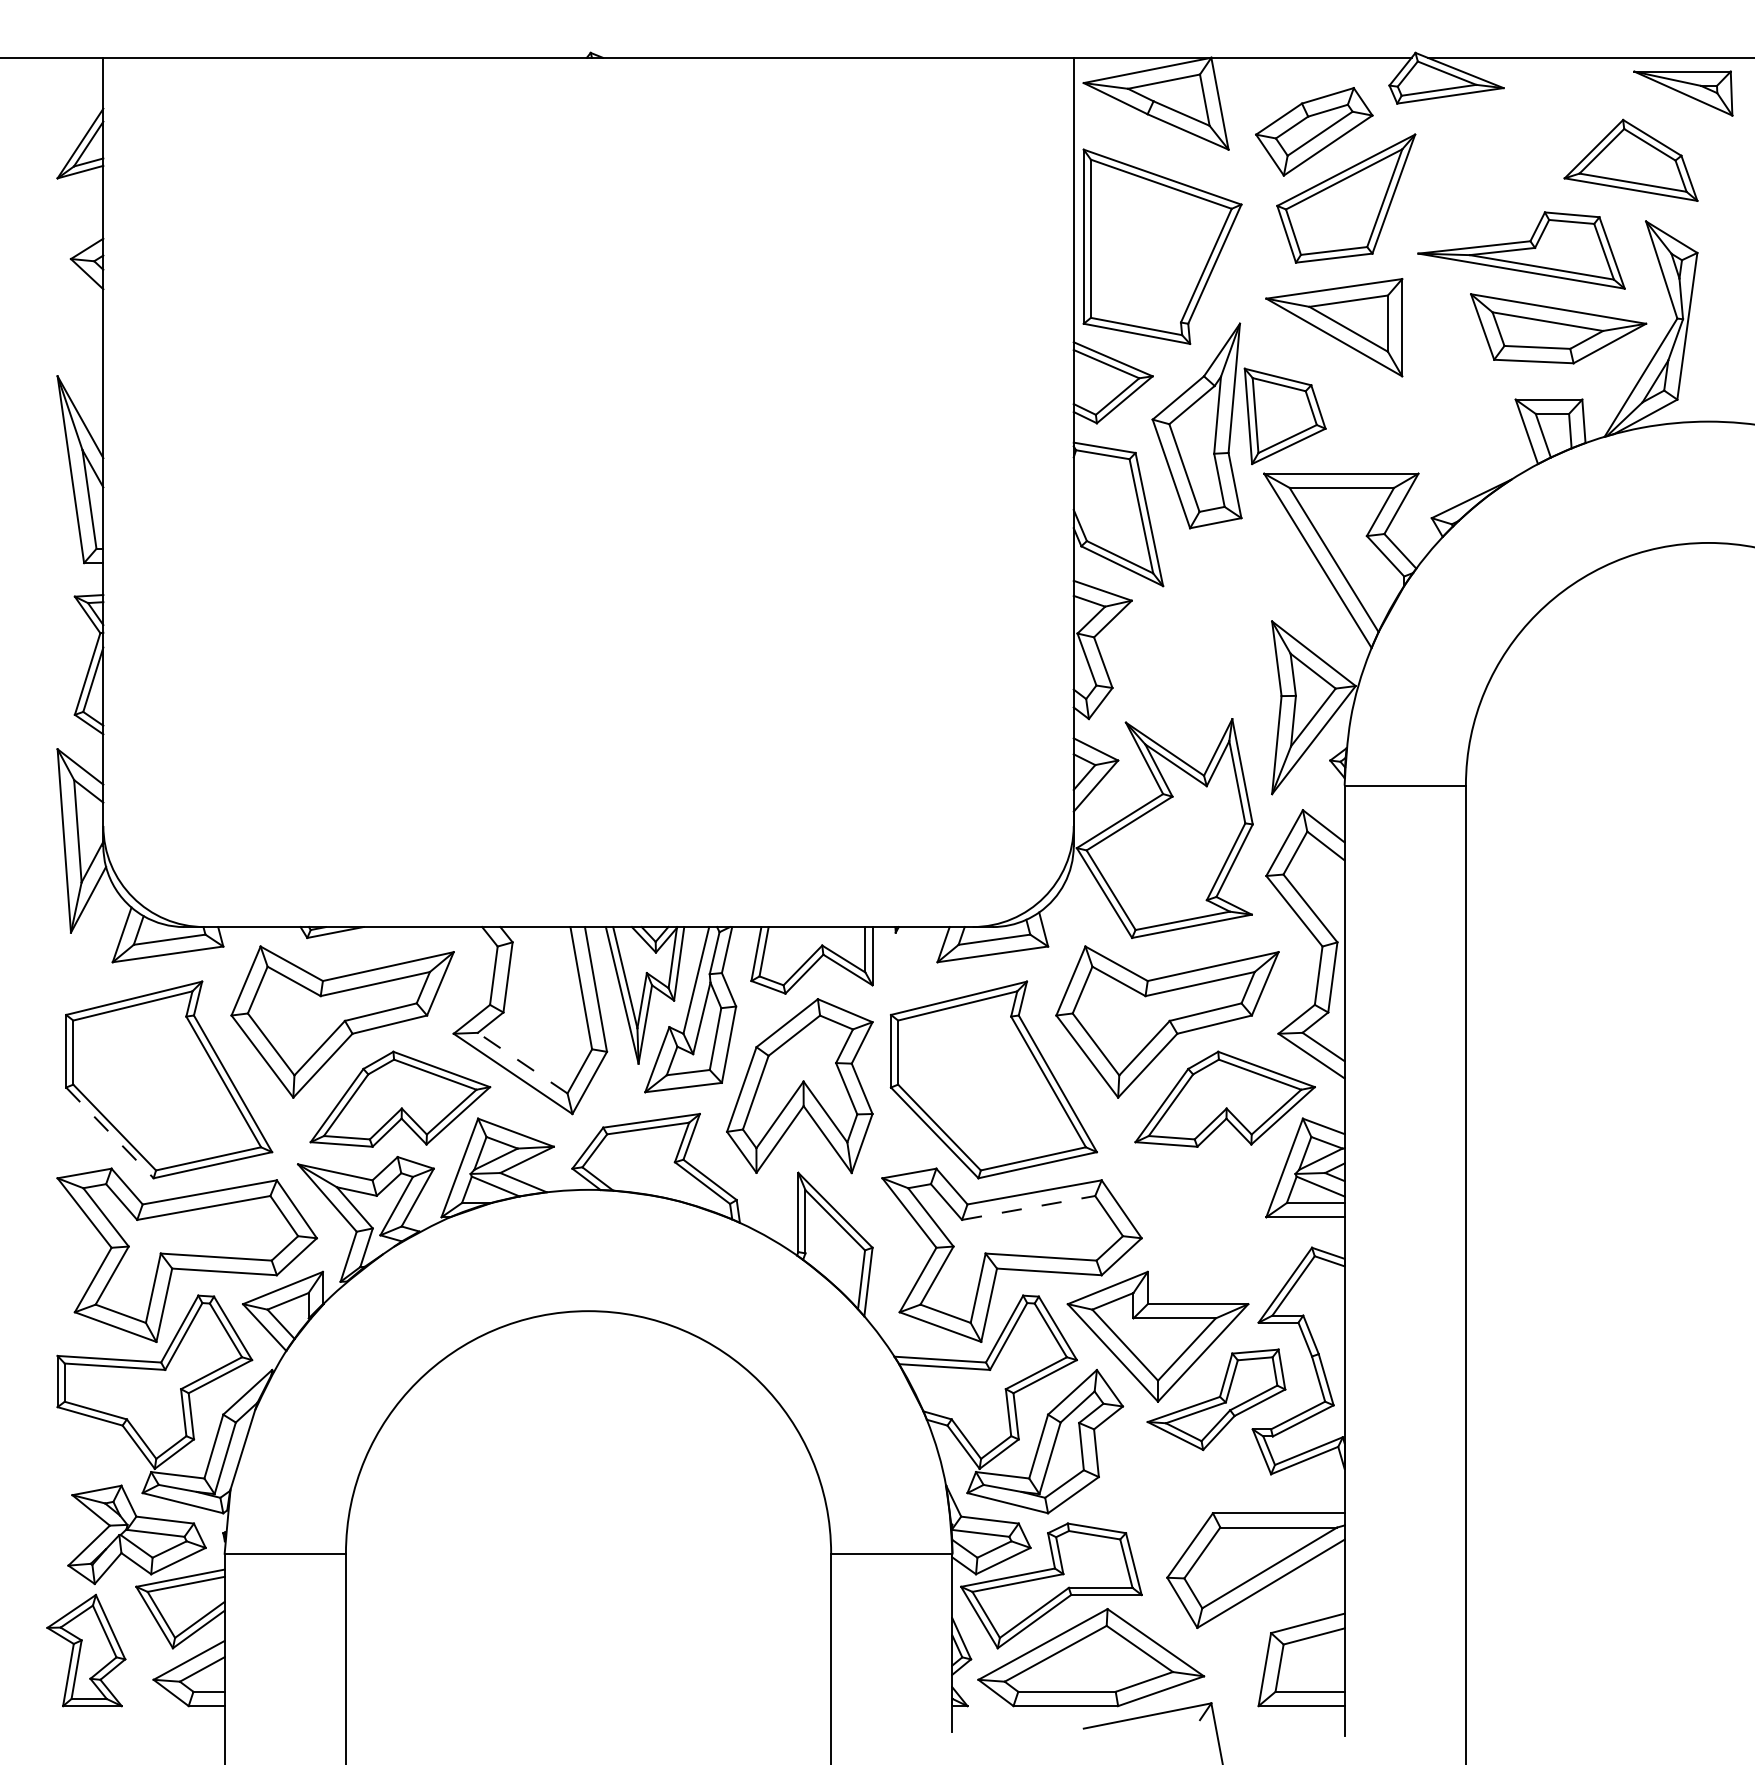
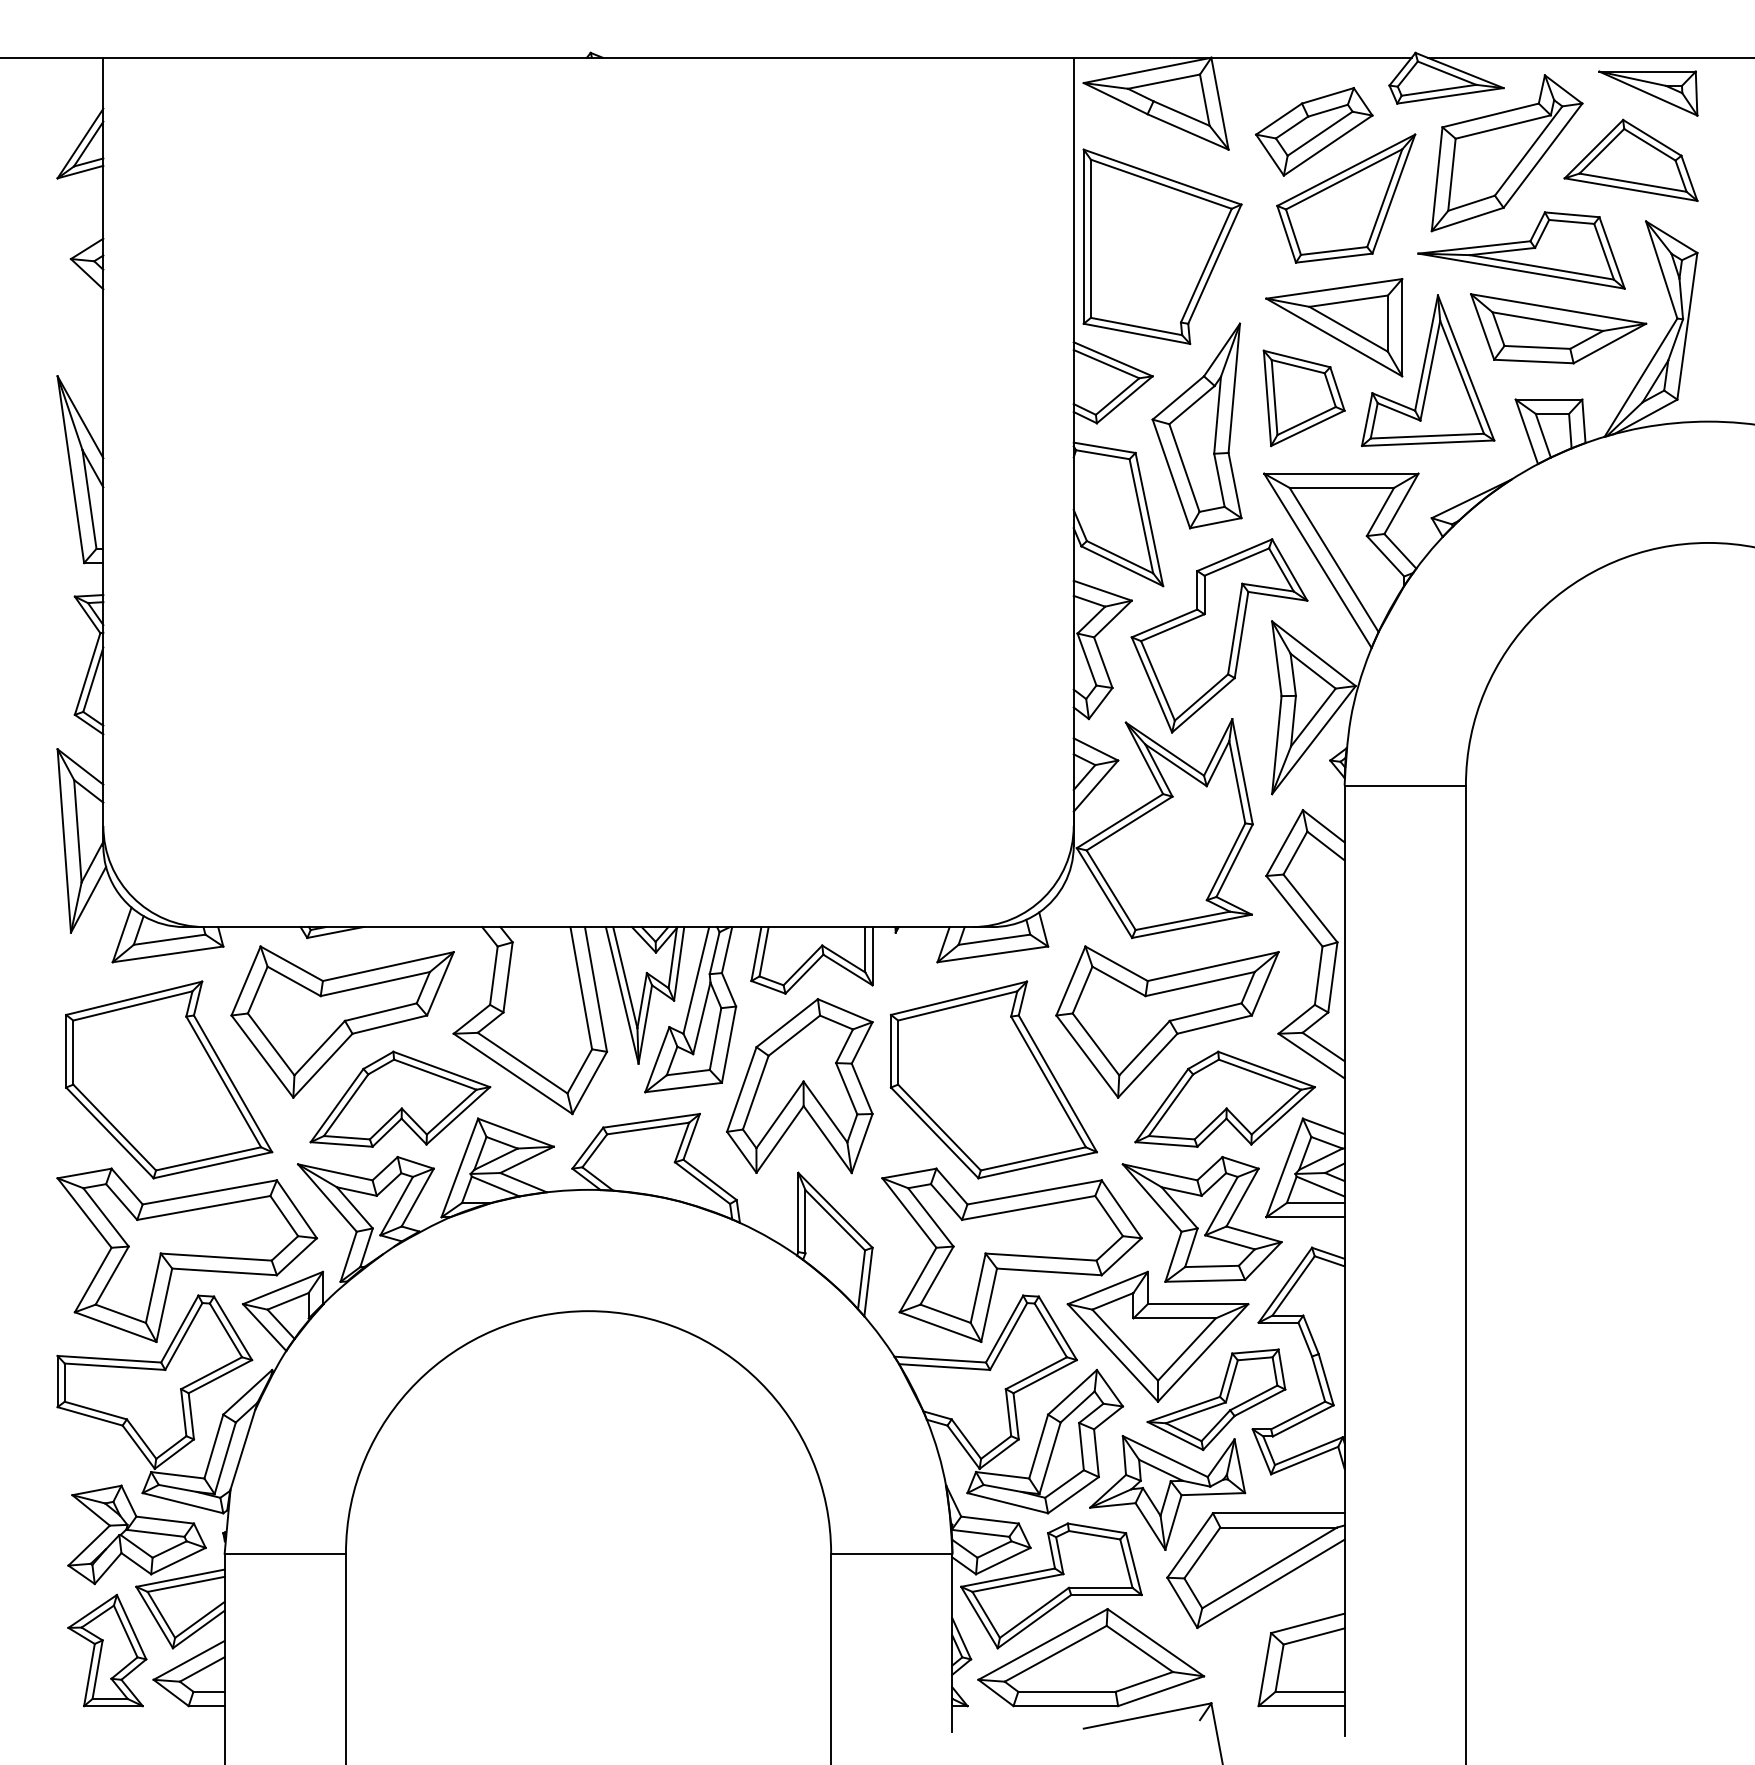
part position: (1683, 93) -> (1648, 93) (1648, 93)
part: none -> present (1506, 153)
part: none -> present (1428, 370)
part position: (1284, 416) -> (1303, 398) (1303, 398)
part: none -> present (1219, 635)
line: dashed -> solid (522, 1062)
line: dashed -> solid (110, 1133)
line: dashed -> solid (1028, 1207)
part: none -> present (1201, 1219)
part: none -> present (1167, 1492)
part position: (86, 1650) -> (107, 1650) (107, 1650)
